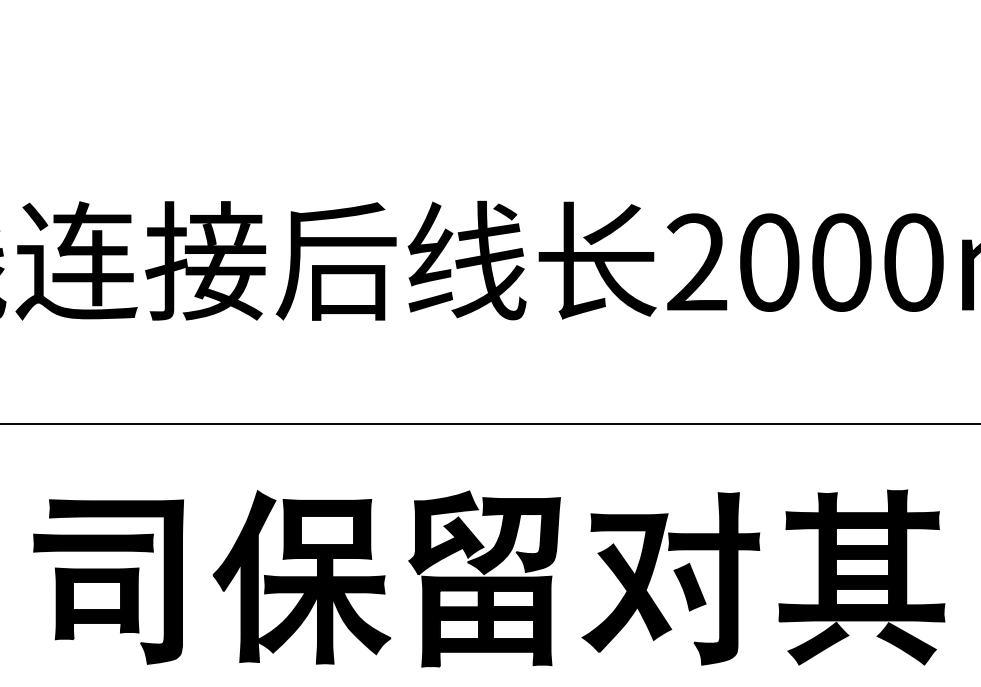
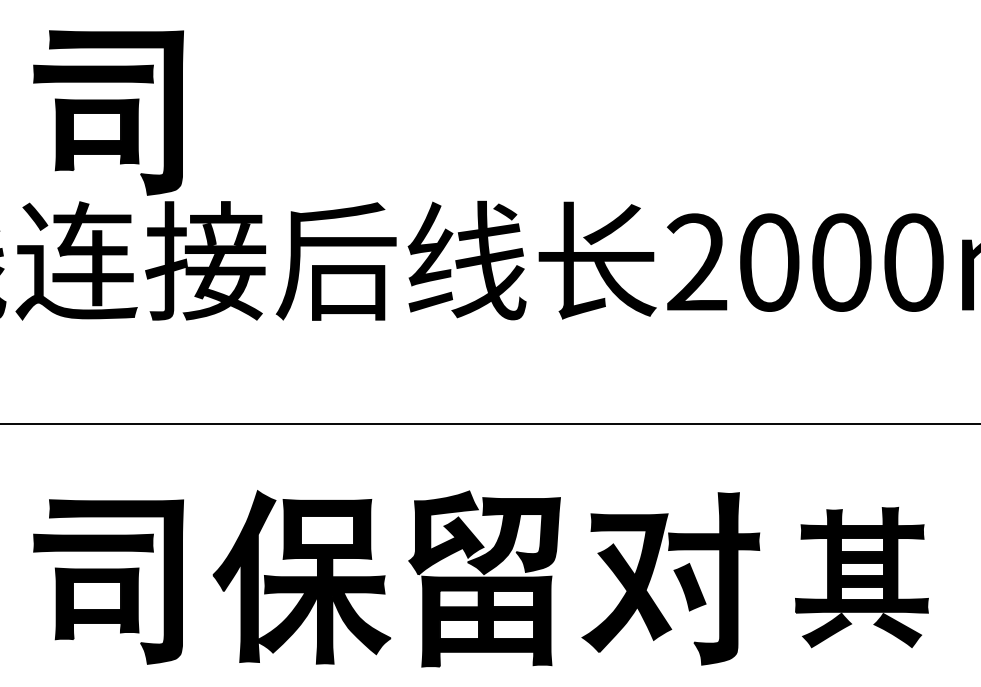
part: none -> present (108, 112)
part size: 168x177 px -> 134x143 px (861, 577)
